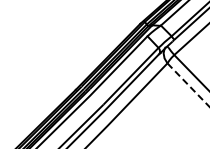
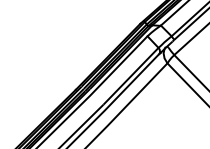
line: dashed -> solid (189, 85)
